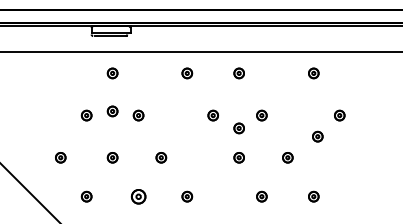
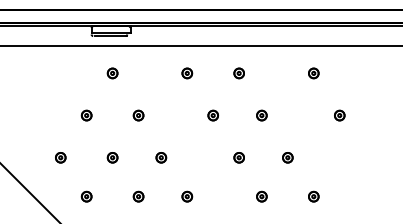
line position: (200, 51) -> (200, 45) (200, 45)
part: present -> none (112, 111)
part: present -> none (238, 128)
part: present -> none (317, 136)
part size: 17x16 px -> 13x13 px (138, 196)
